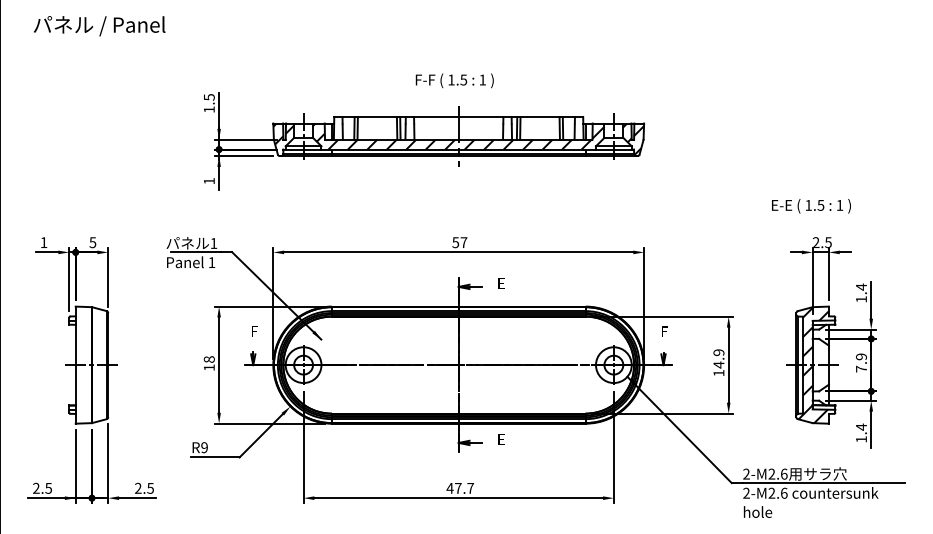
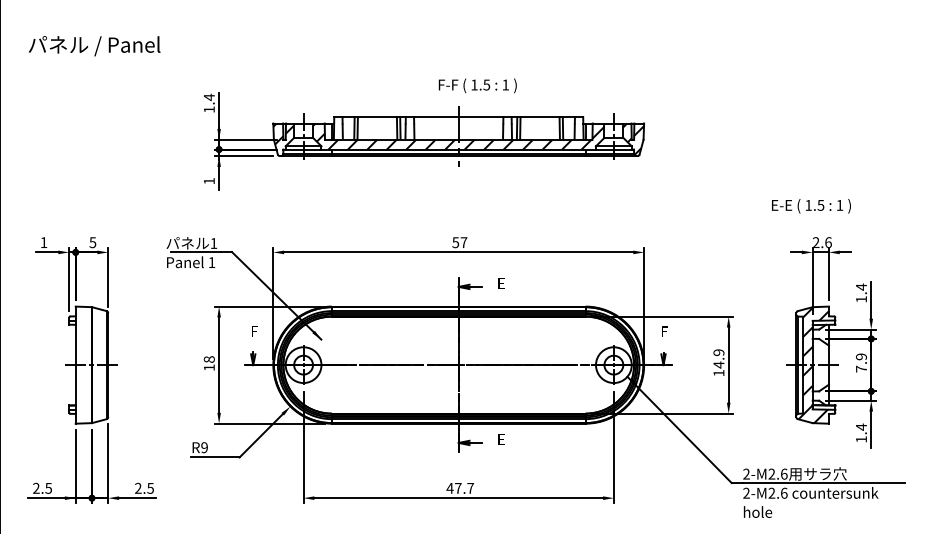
text position: (99, 26) -> (94, 46) (94, 46)
text position: (454, 80) -> (477, 85) (477, 85)
text: 1.5 -> 1.4 (209, 97)
text: 2.5 -> 2.6 (828, 242)
